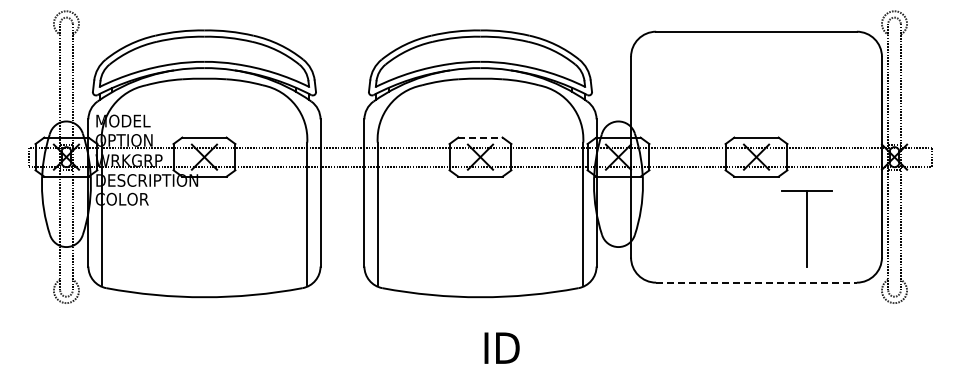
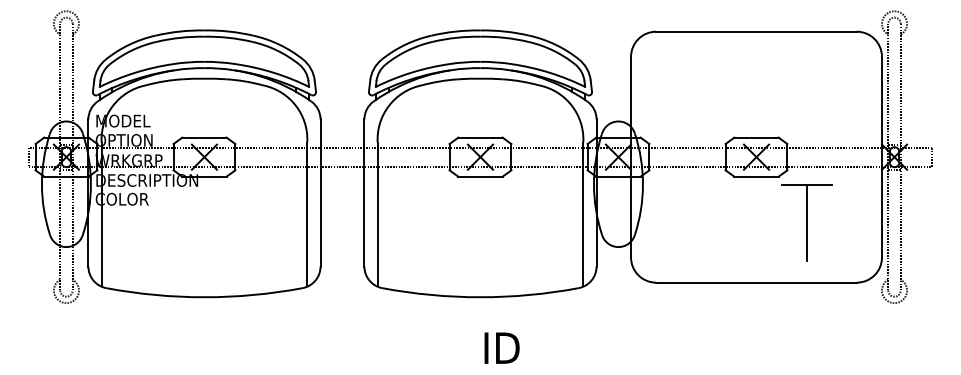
line: dashed -> solid (480, 137)
part position: (806, 228) -> (806, 222) (806, 222)
line: dashed -> solid (757, 282)
